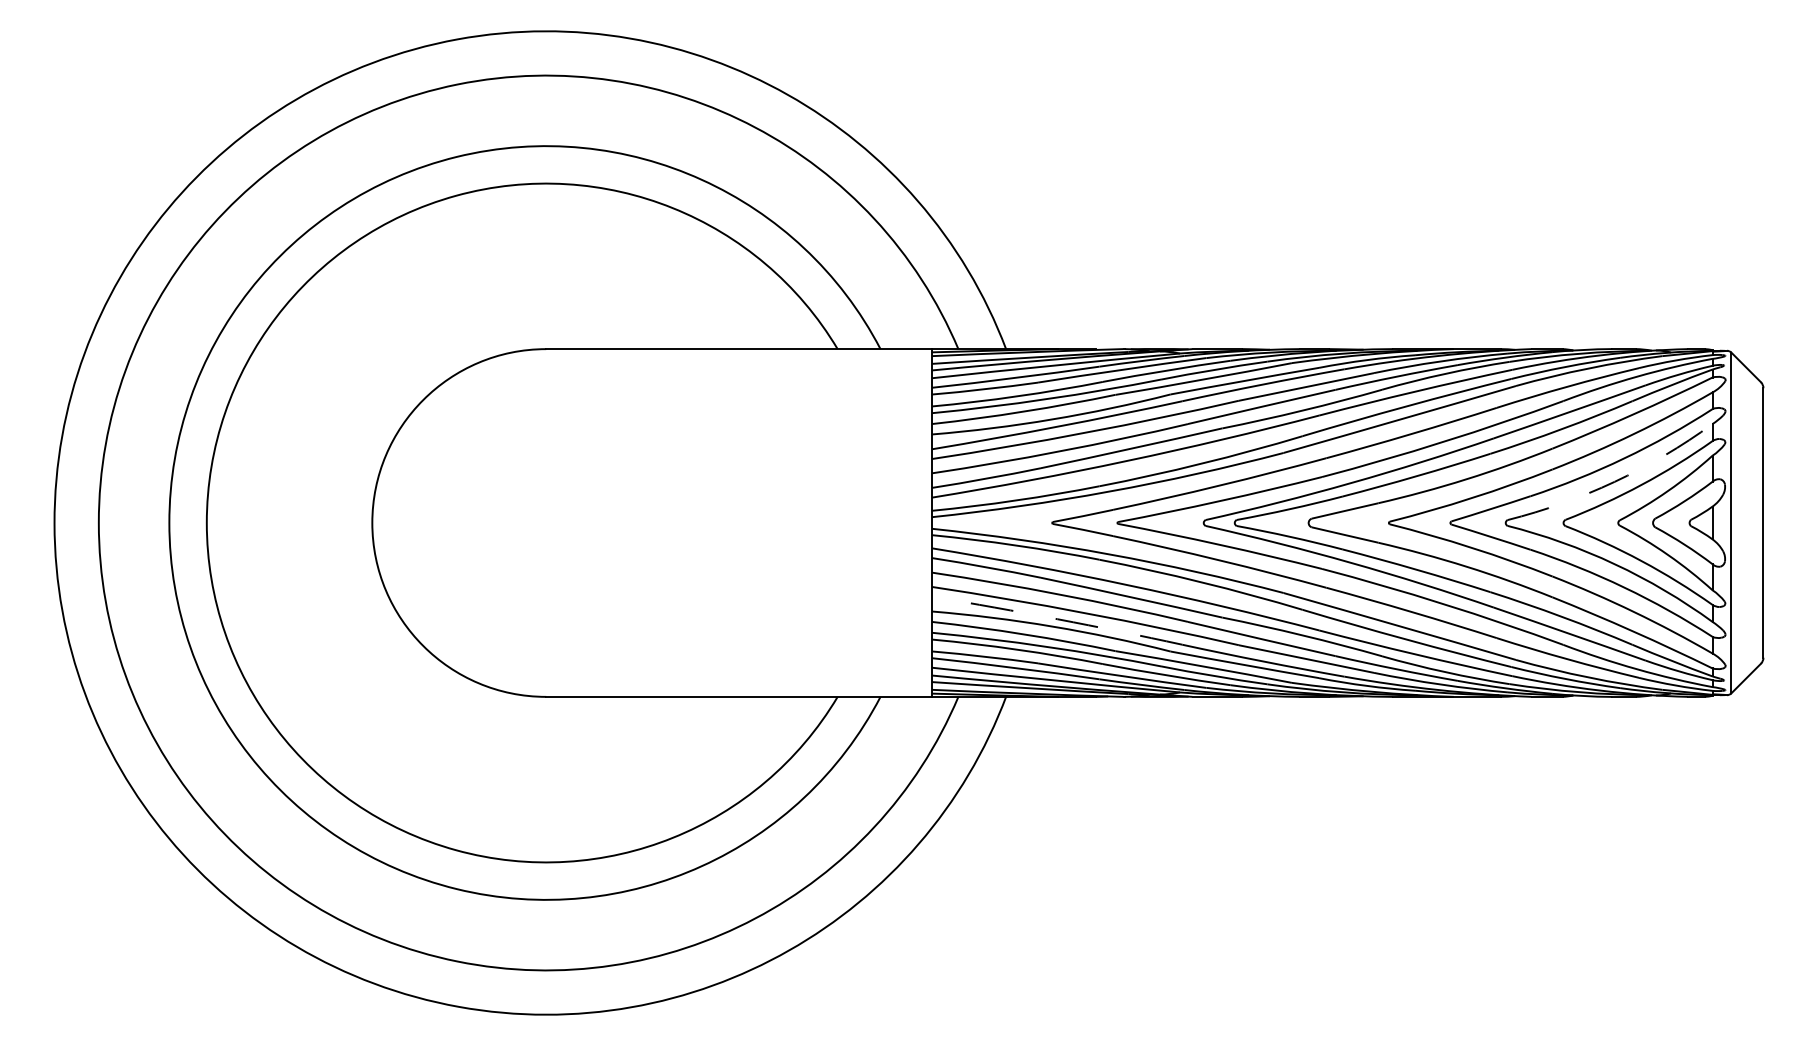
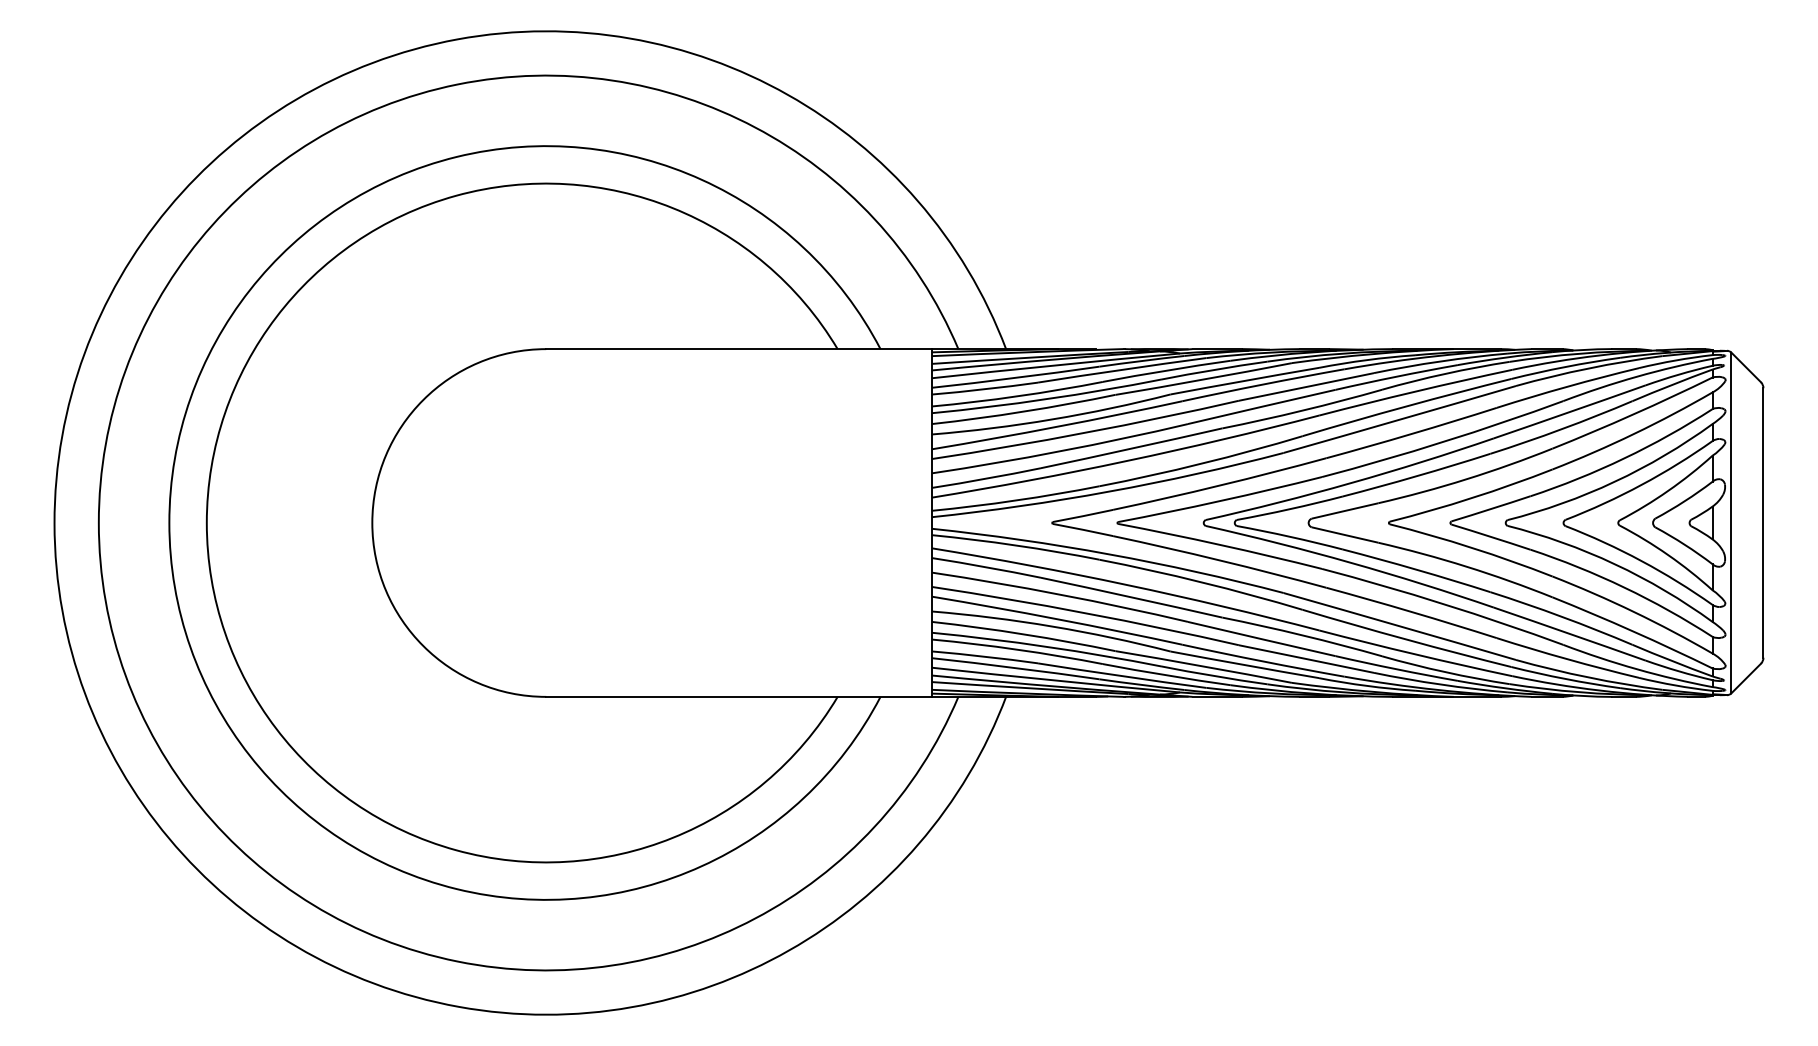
arc: dashed -> solid (1614, 481)
arc: dashed -> solid (1057, 619)
